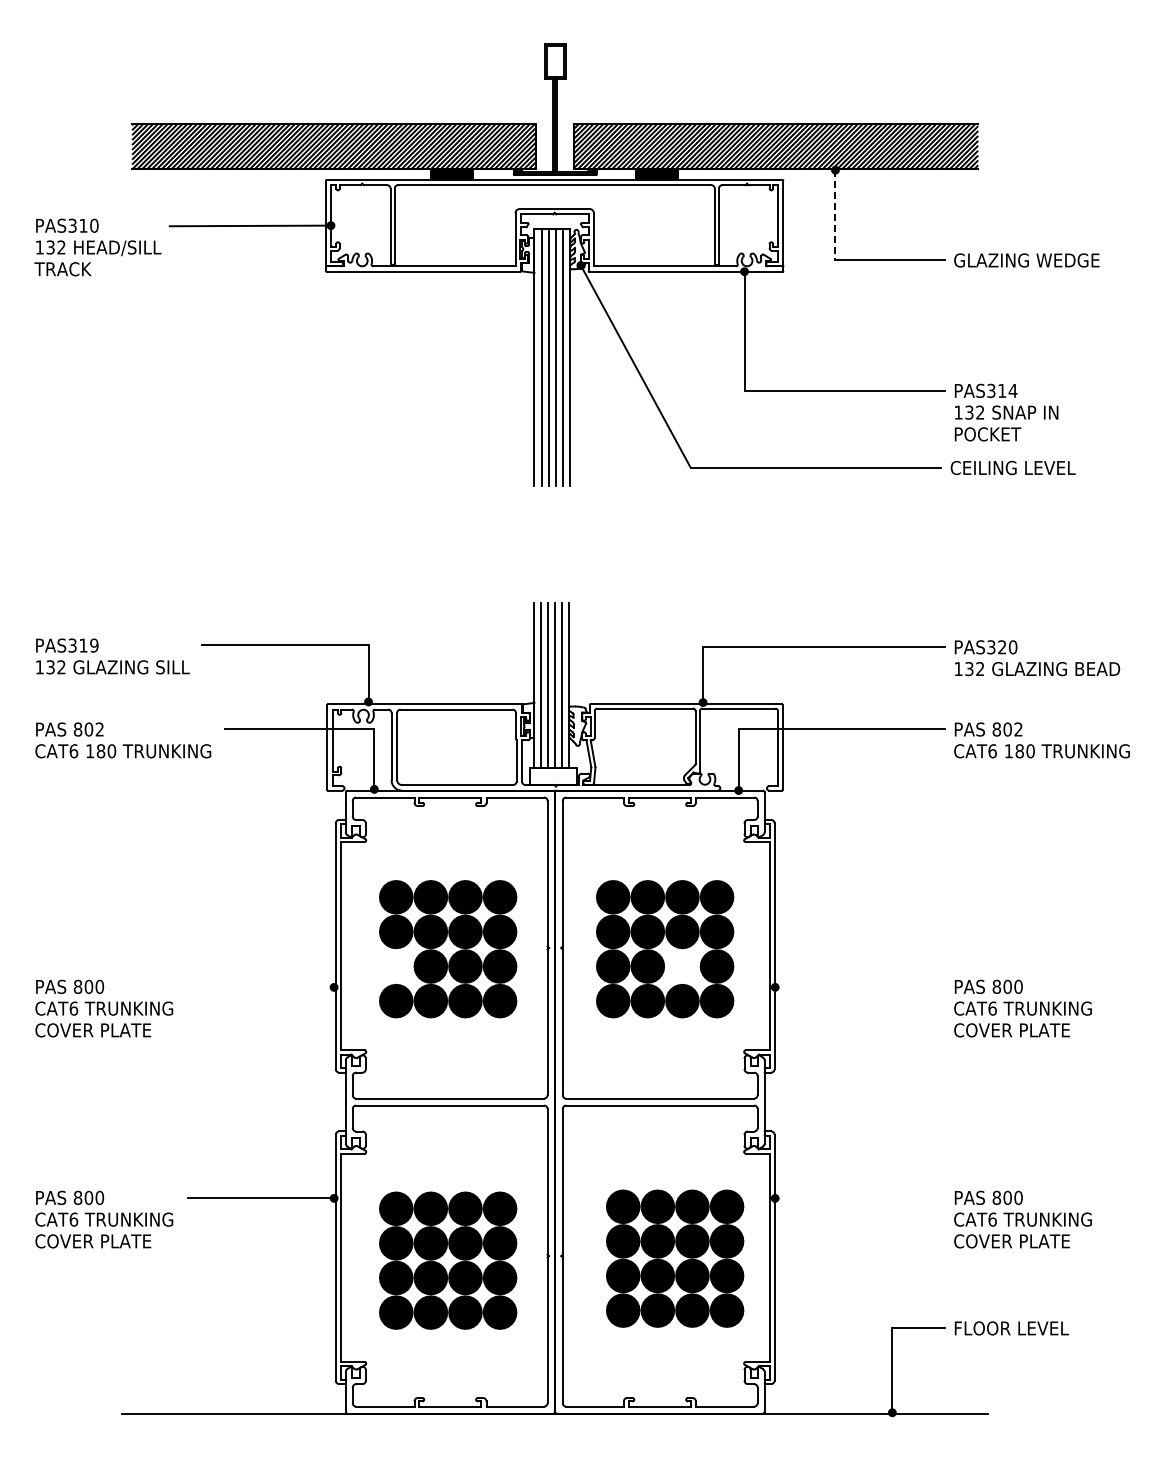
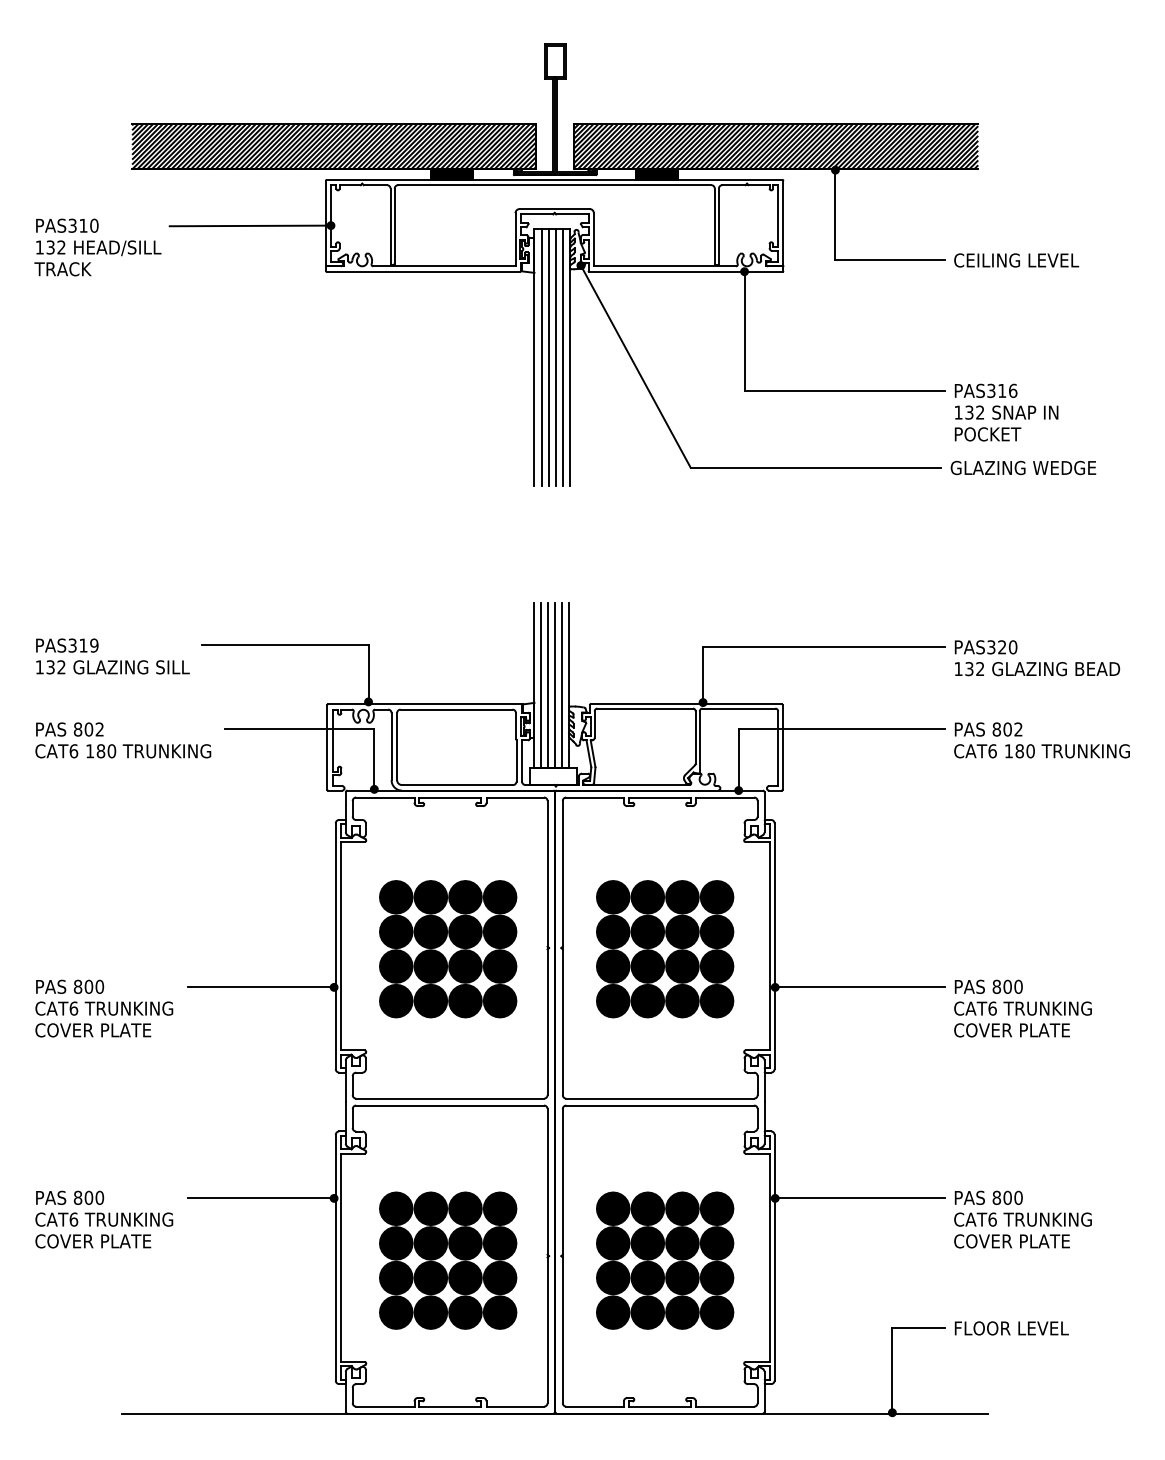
line: dashed -> solid (835, 215)
text: GLAZING WEDGE -> CEILING LEVEL (1029, 260)
text: PAS314 -> PAS316 (1012, 390)
text: CEILING LEVEL -> GLAZING WEDGE (1026, 467)
fill: none -> present (395, 966)
fill: none -> present (682, 966)
line: none -> present (260, 987)
line: none -> present (859, 987)
line: none -> present (859, 1198)
part position: (675, 1258) -> (665, 1260) (665, 1260)
